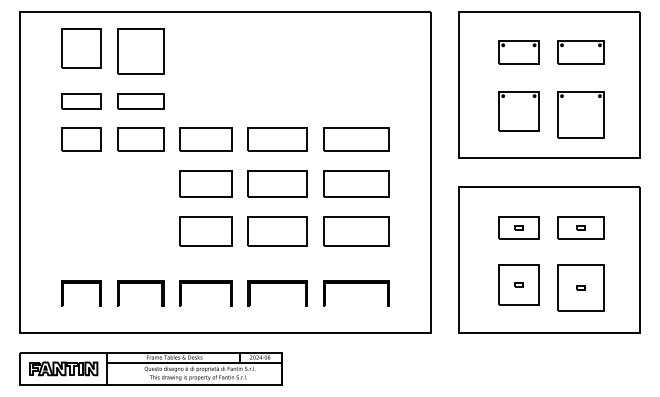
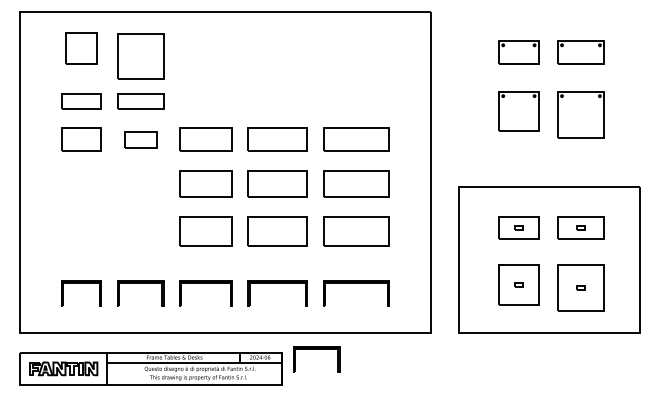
part size: 41x41 px -> 33x33 px (81, 48)
part position: (140, 51) -> (140, 56) (140, 56)
part: present -> none (549, 84)
part size: 48x25 px -> 34x18 px (140, 139)
part: none -> present (316, 349)
